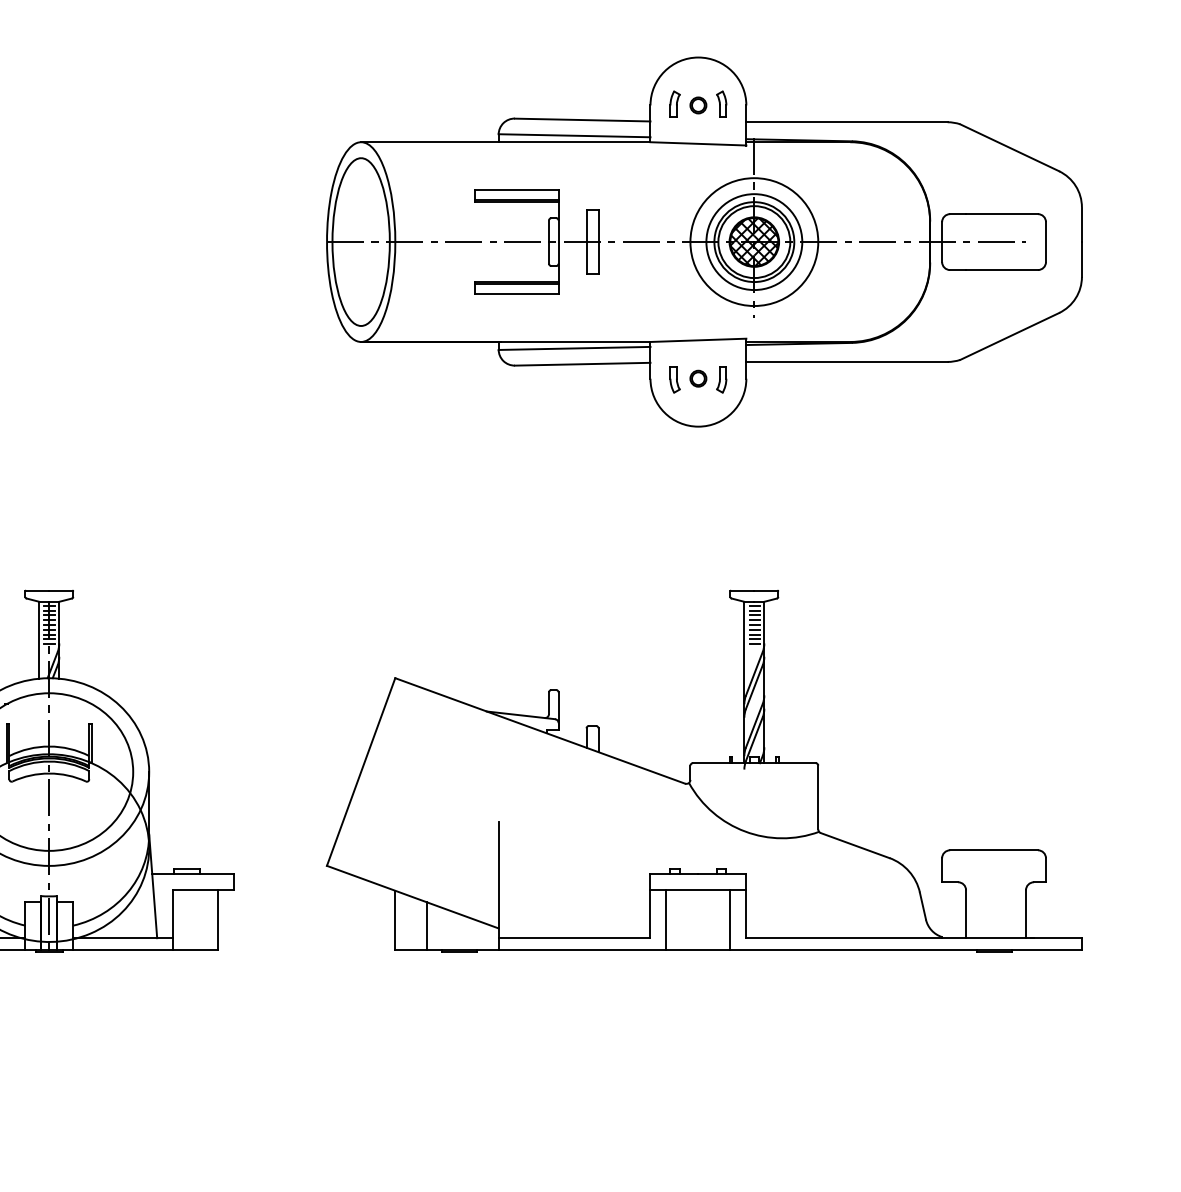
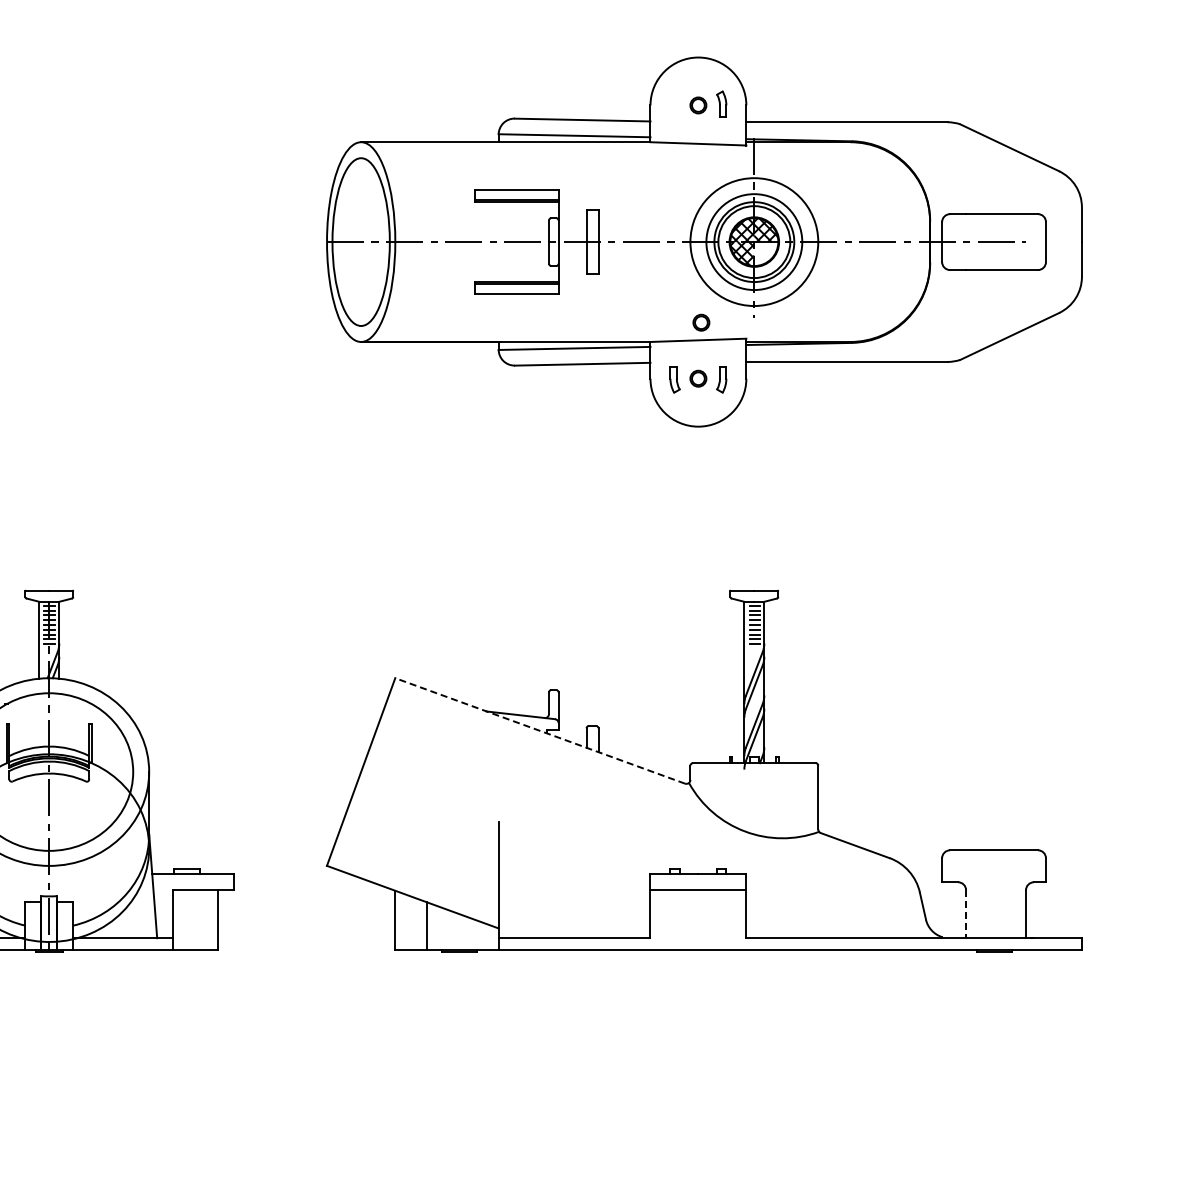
part: present -> none (674, 103)
hatch: present -> none (766, 254)
part: none -> present (701, 322)
line: solid -> dashed (539, 730)
line: solid -> dashed (966, 914)
line: present -> none (666, 920)
line: present -> none (730, 920)
